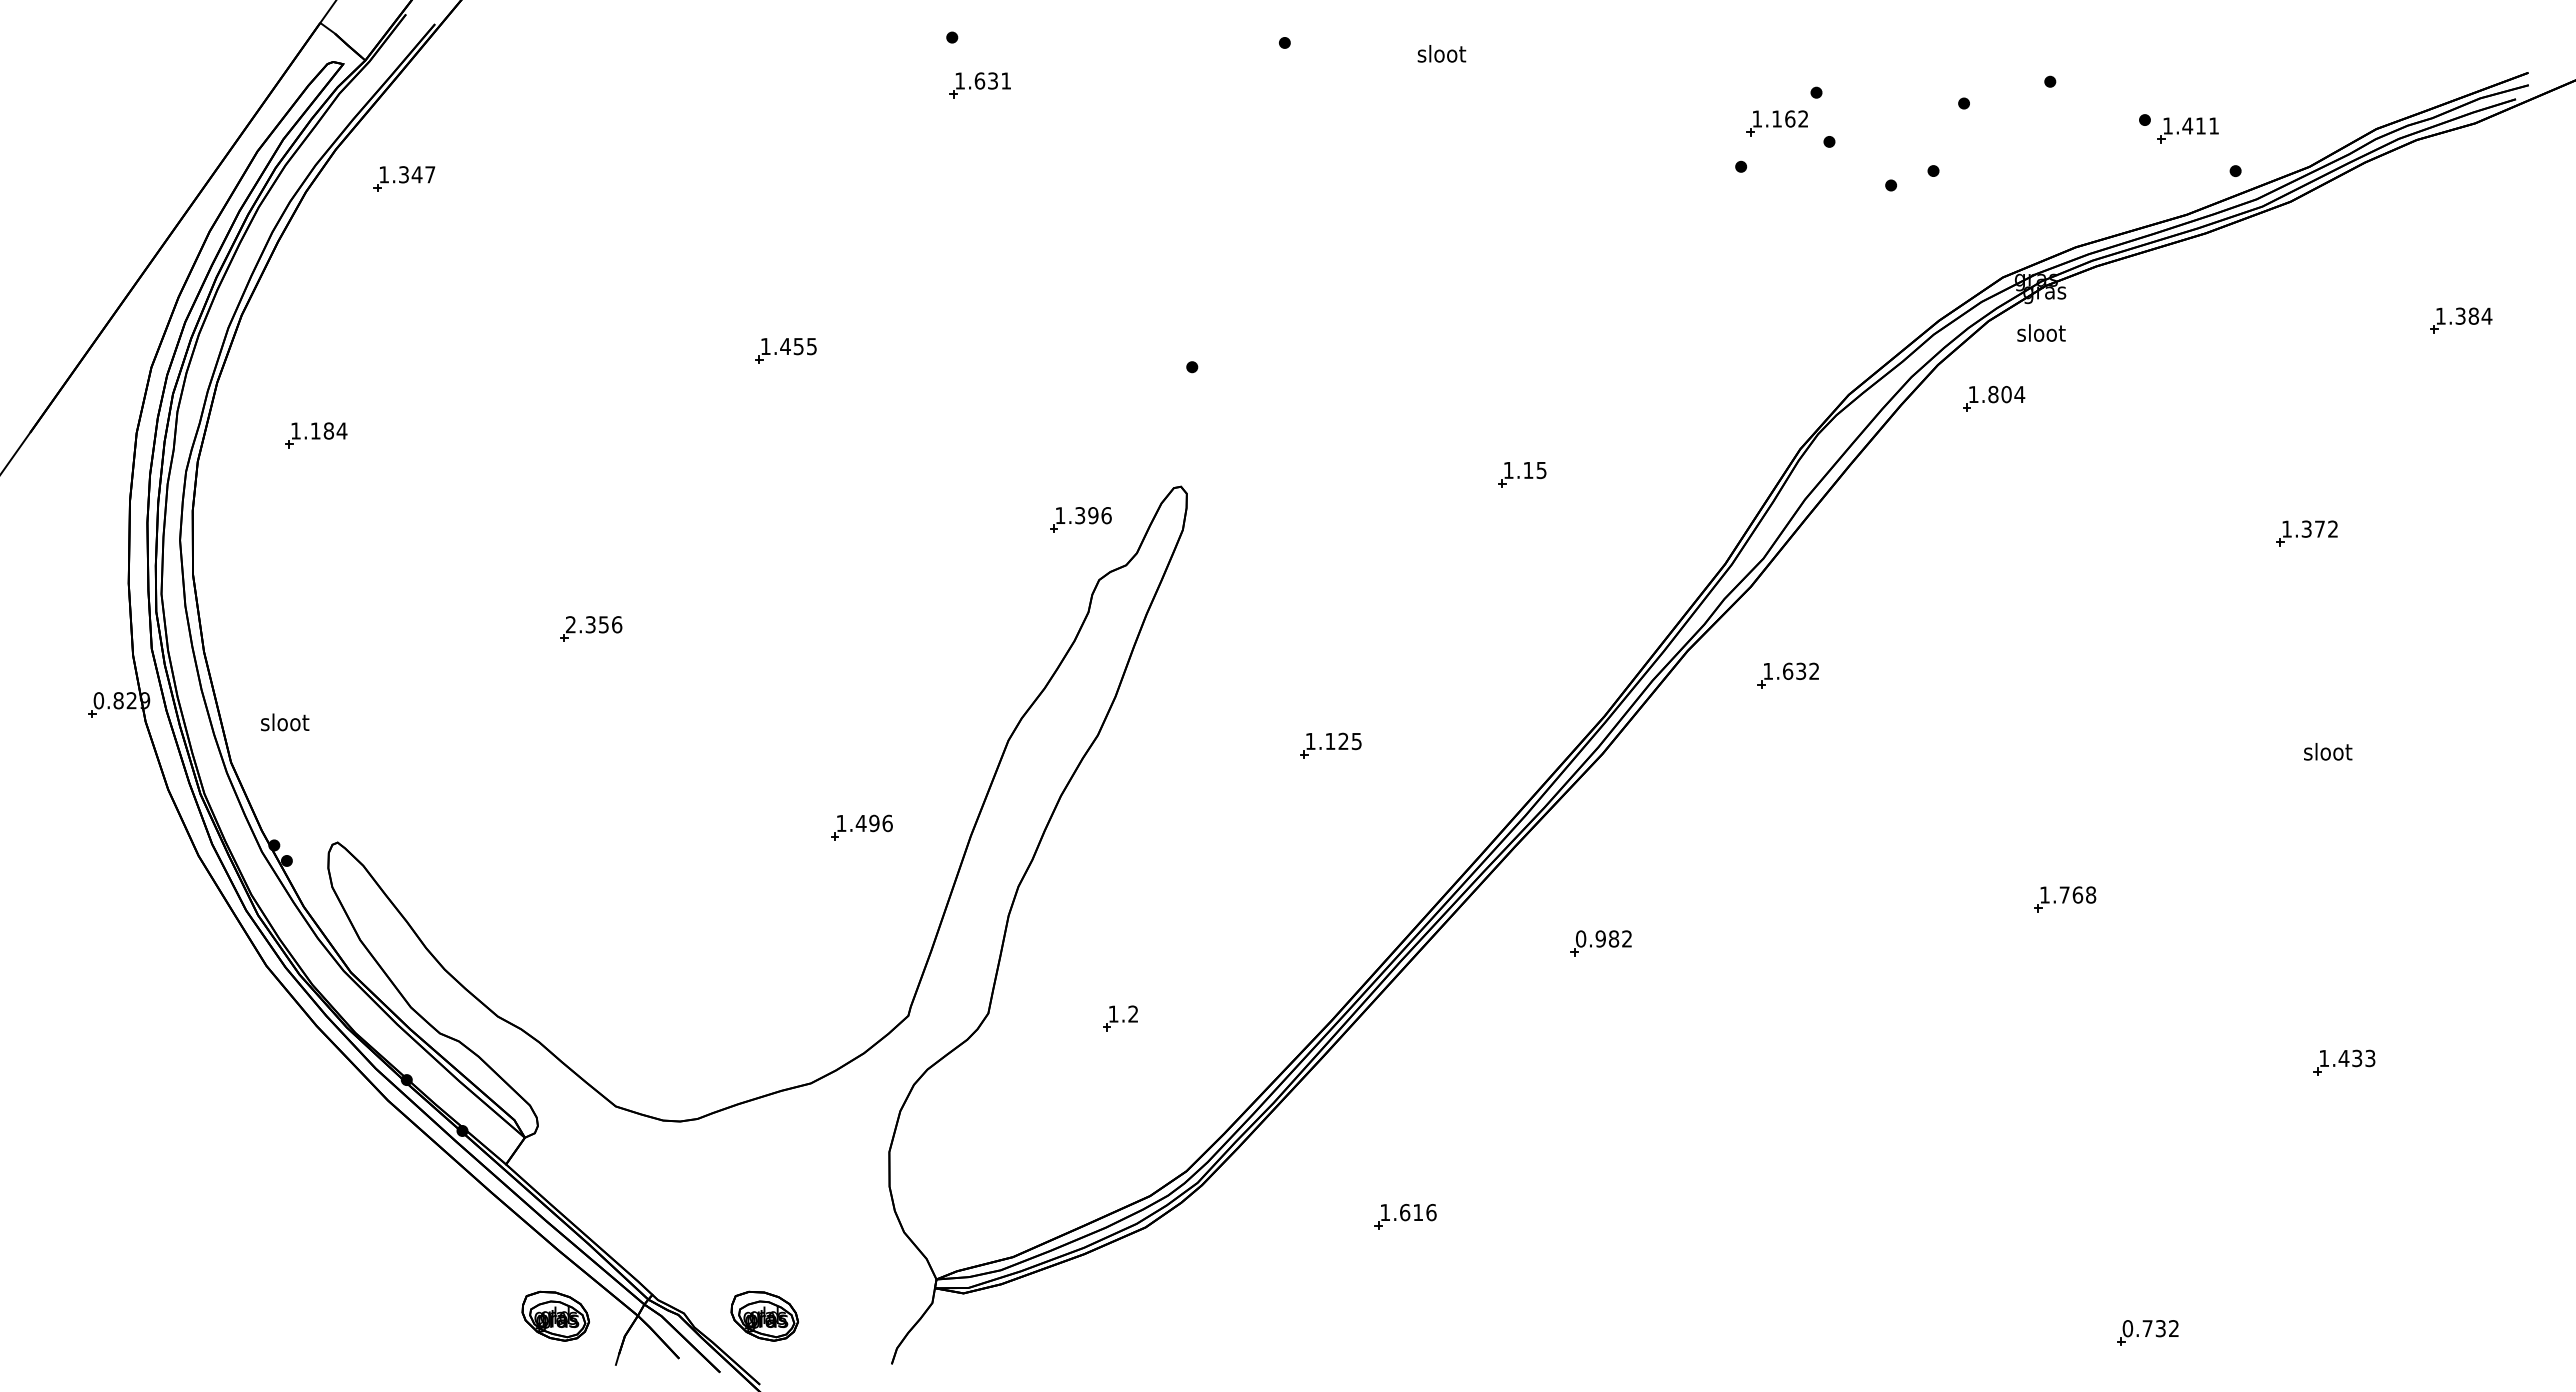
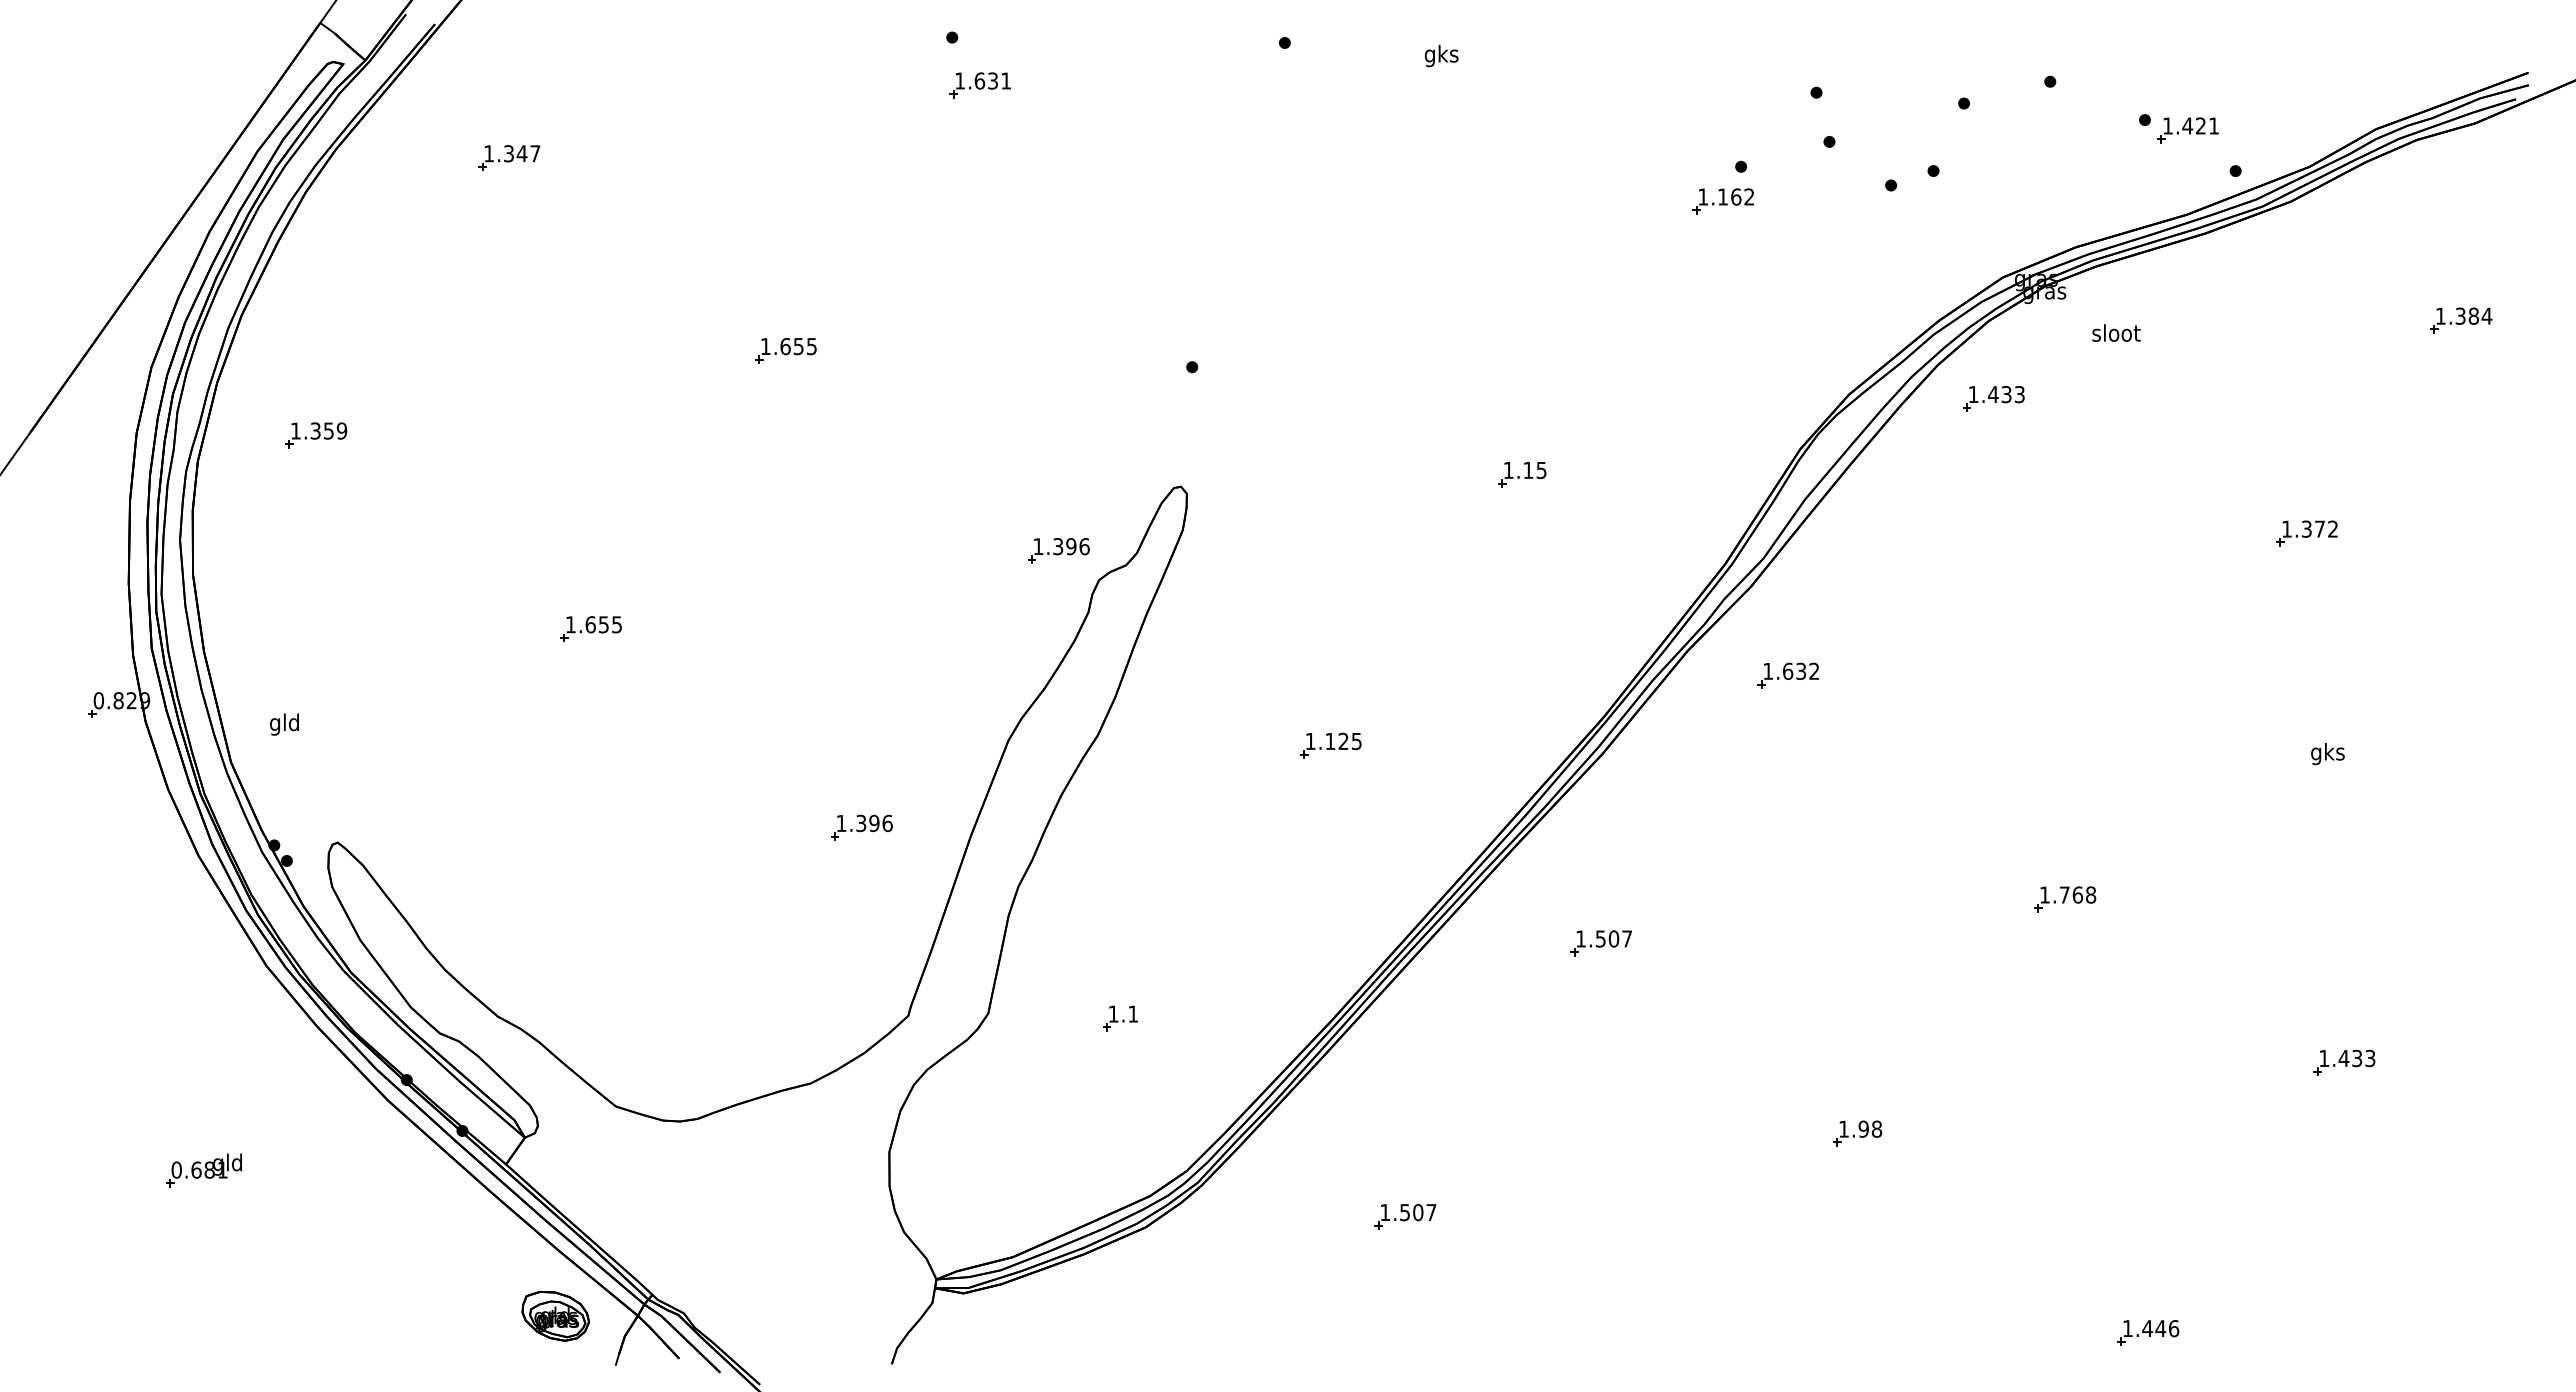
text: sloot -> gks (1441, 56)
part position: (1776, 123) -> (1722, 201) (1722, 201)
text: 1.411 -> 1.421 (2200, 125)
part position: (404, 178) -> (509, 157) (509, 157)
text position: (2041, 332) -> (2116, 332) (2116, 332)
text: 1.455 -> 1.655 (785, 346)
text: 1.804 -> 1.433 (2006, 394)
text: 1.184 -> 1.359 (328, 430)
part position: (1080, 519) -> (1058, 550) (1058, 550)
text: 2.356 -> 1.655 (594, 624)
text: sloot -> gld (285, 724)
text: sloot -> gks (2328, 754)
text: 1.496 -> 1.396 (860, 823)
text: 0.982 -> 1.507 (1603, 938)
text: 1.2 -> 1.1 (1133, 1013)
part: none -> present (1857, 1133)
part: none -> present (203, 1170)
text: 1.616 -> 1.507 (1418, 1212)
part: present -> none (764, 1315)
text: 0.732 -> 1.446 (2150, 1328)
